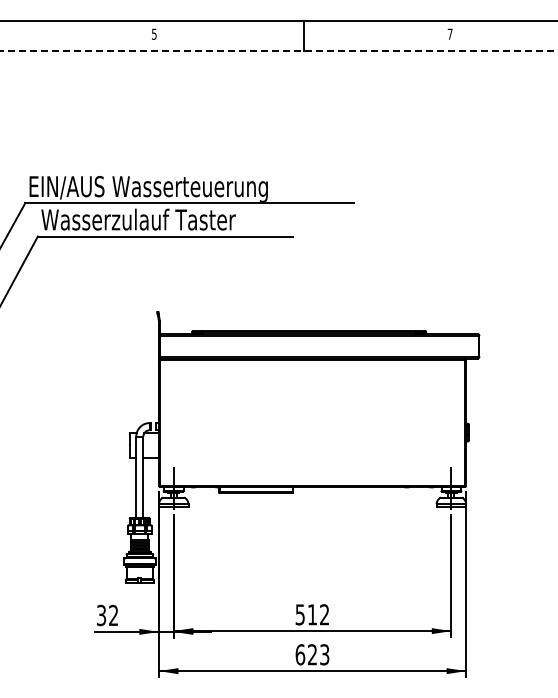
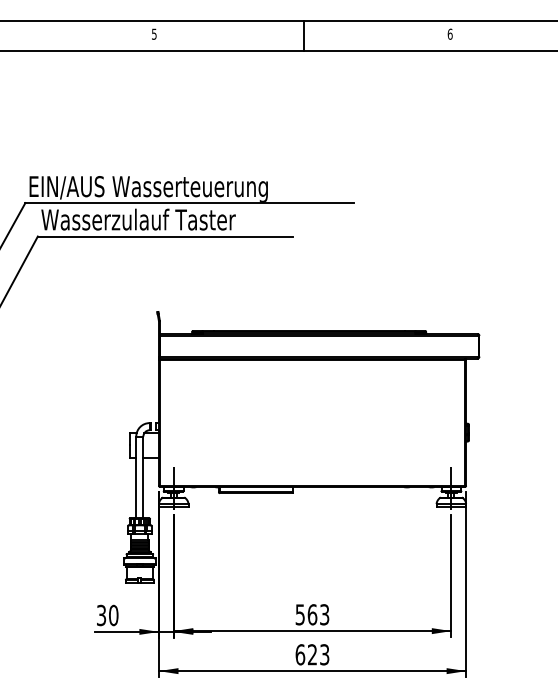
text: 7 -> 6 (449, 33)
line: dashed -> solid (278, 50)
text: 512 -> 563 (318, 614)
text: 32 -> 30 (113, 615)
